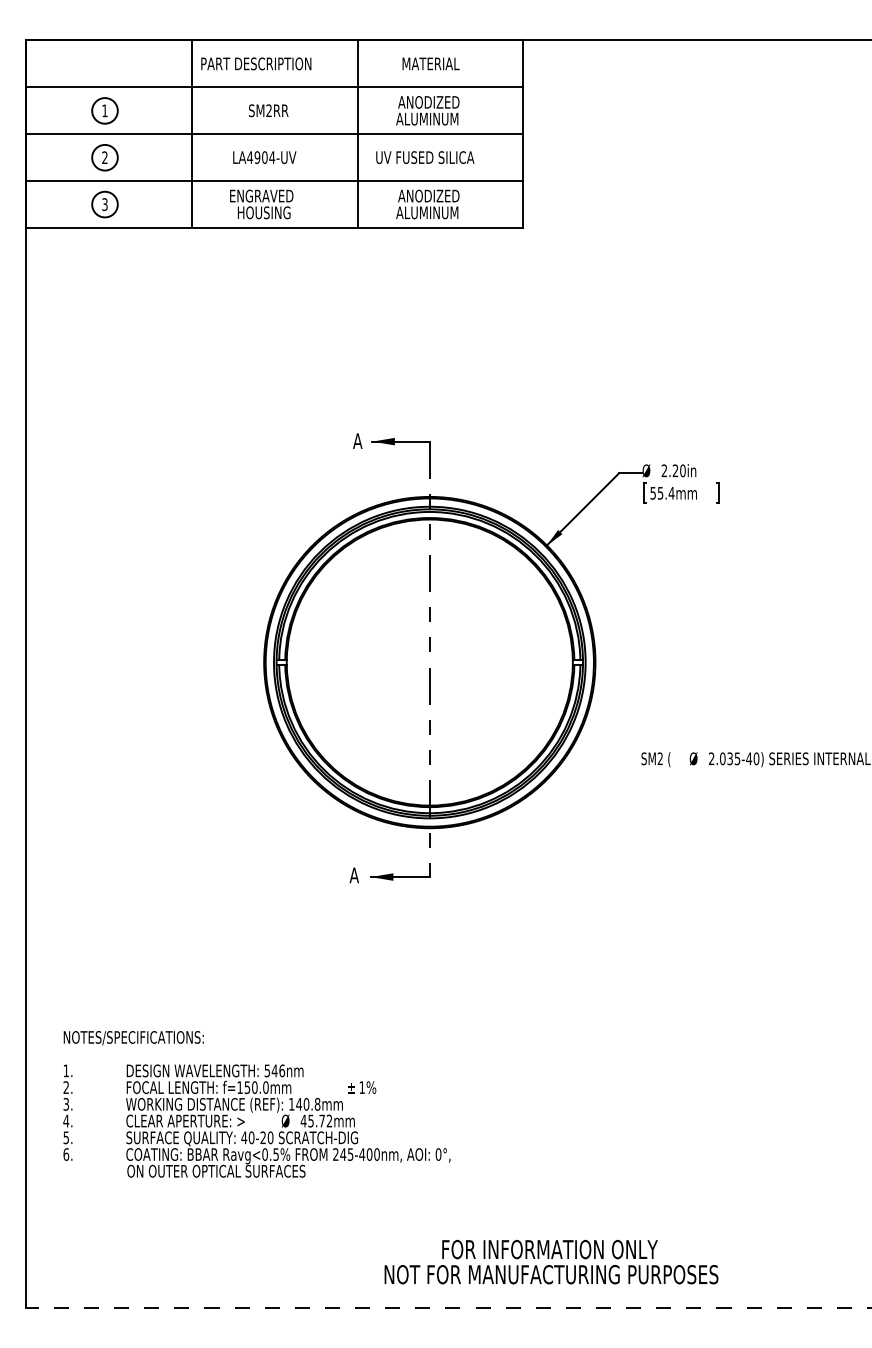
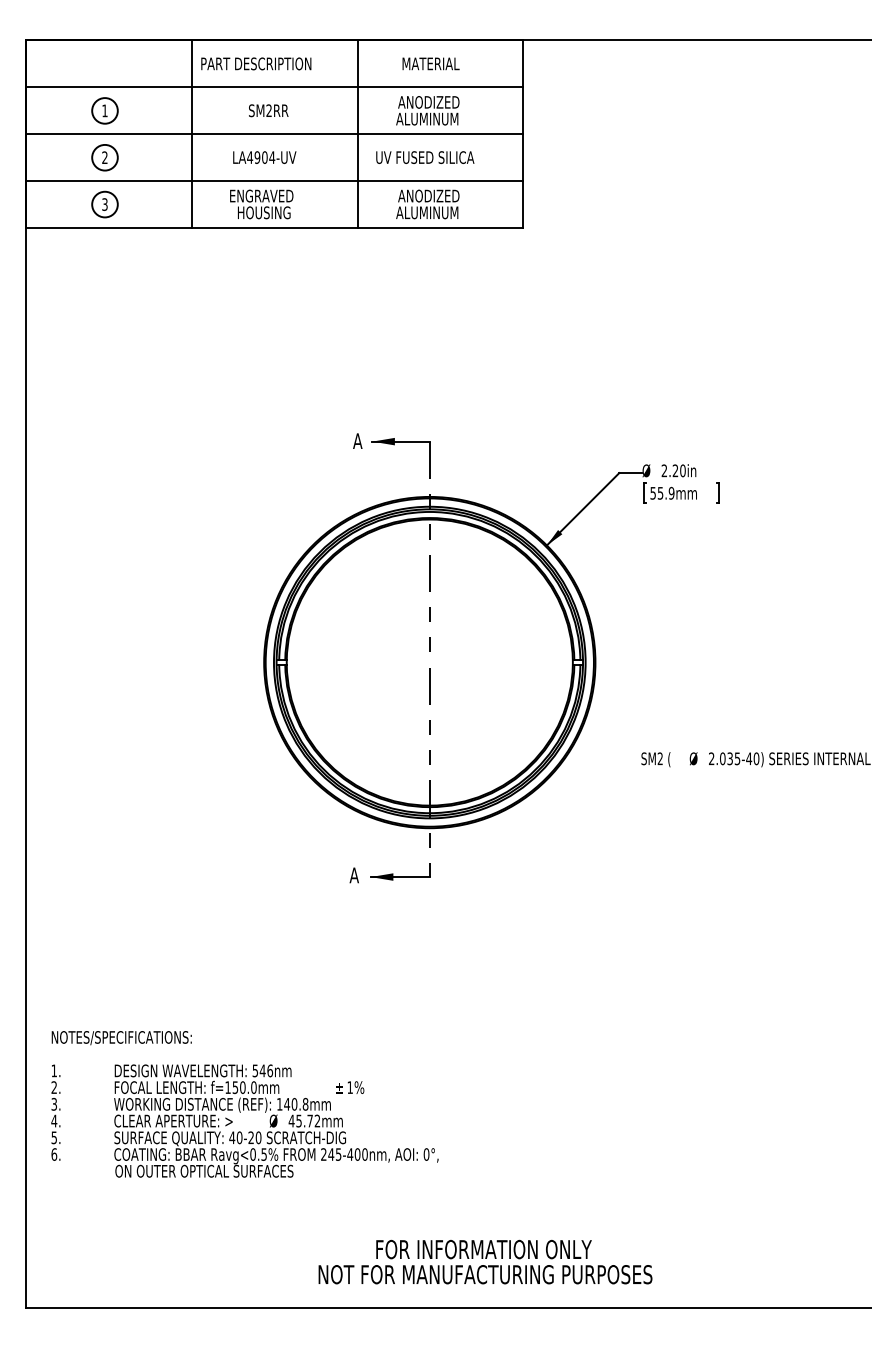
text: 55.4mm -> 55.9mm (671, 492)
text position: (256, 1104) -> (244, 1104) (244, 1104)
text position: (551, 1261) -> (485, 1261) (485, 1261)
line: dashed -> solid (448, 1307)
